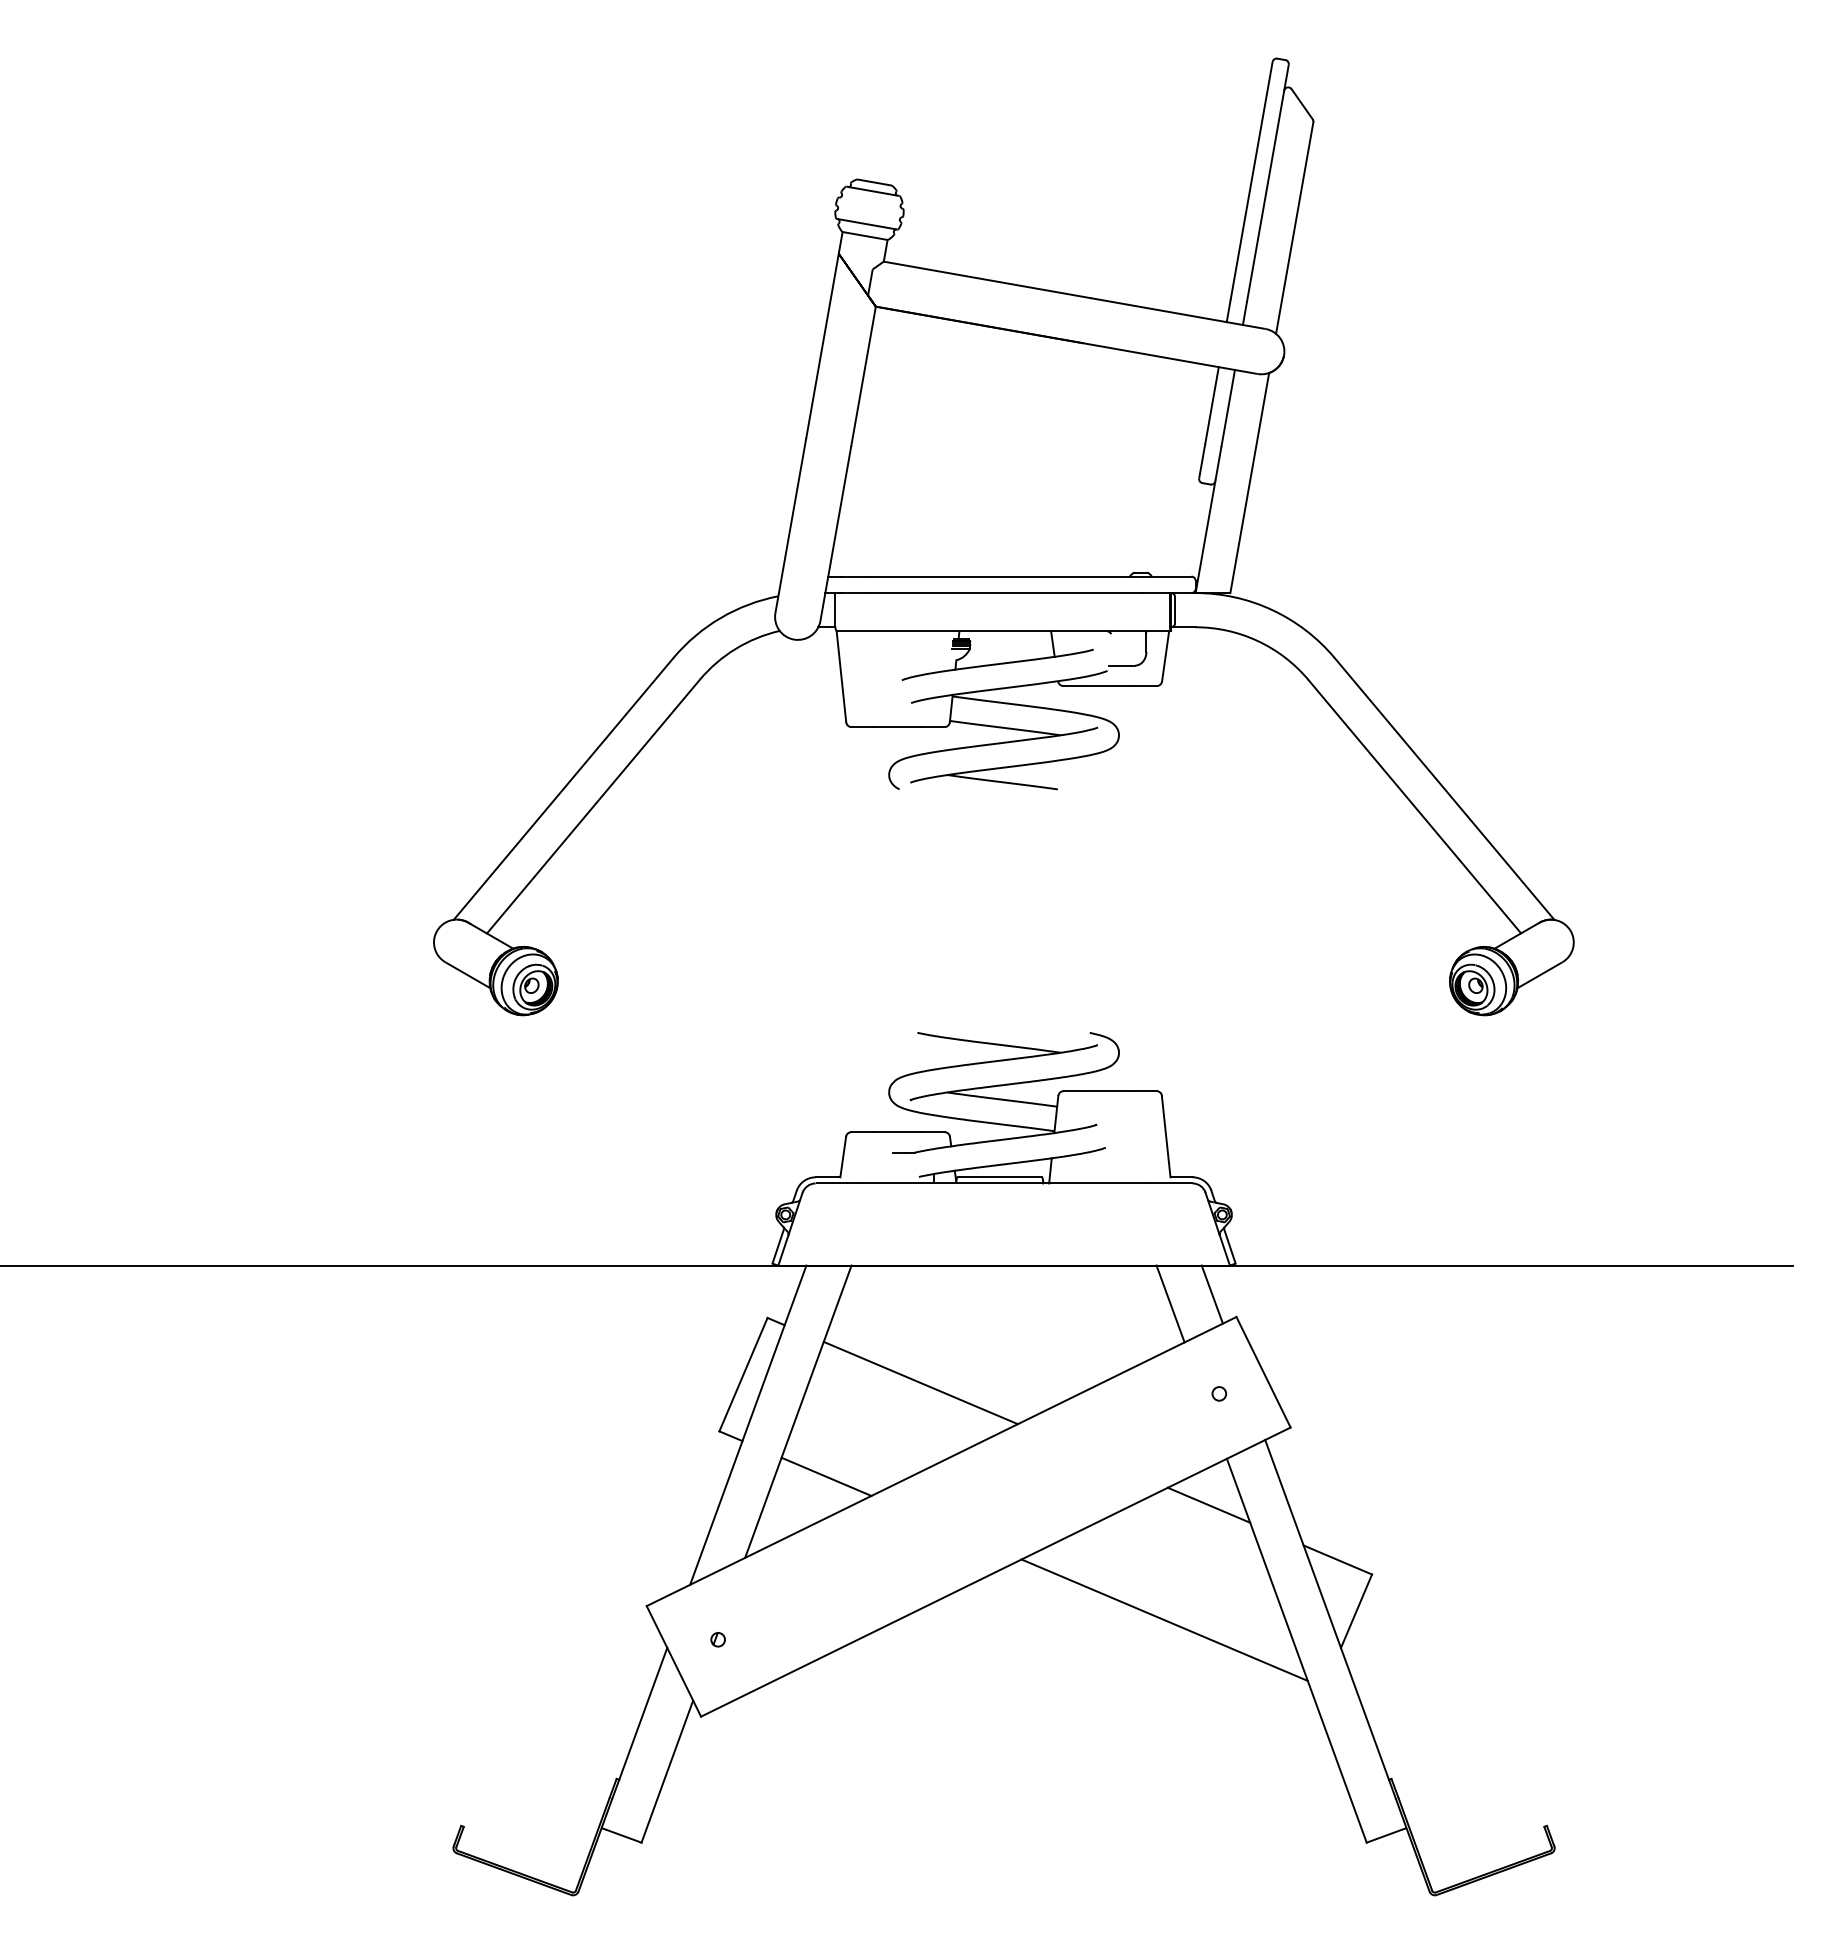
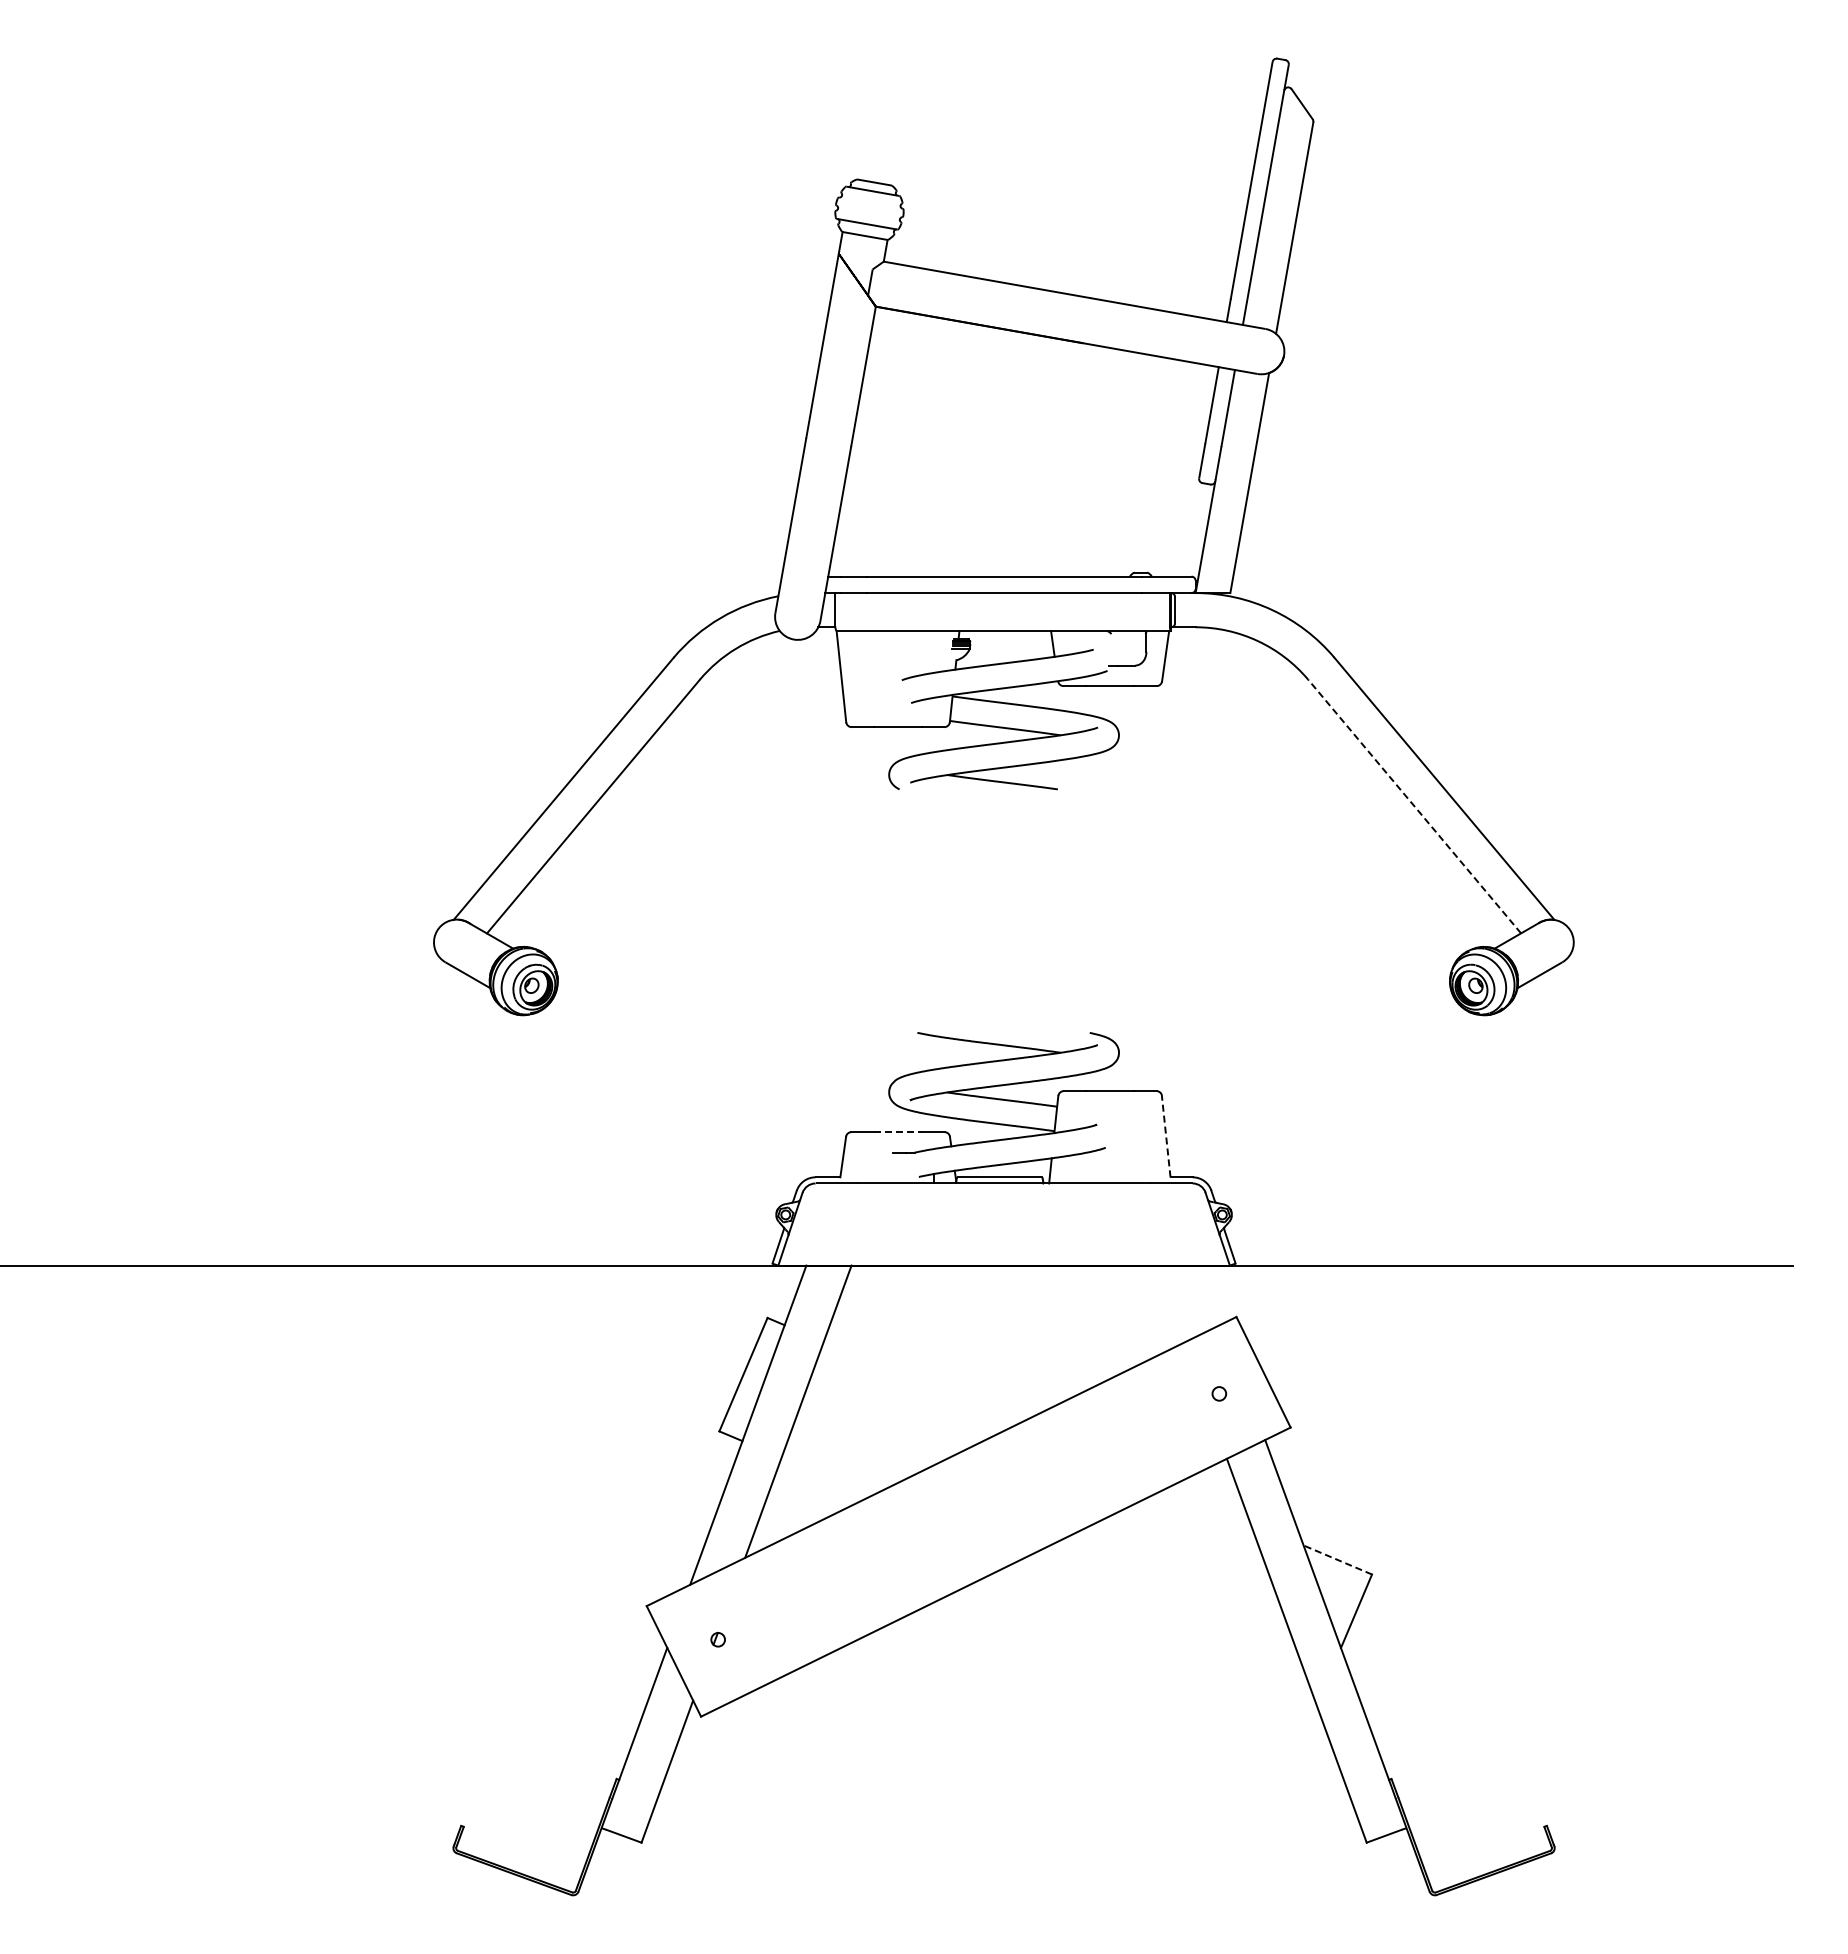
line: solid -> dashed (1414, 806)
line: solid -> dashed (898, 1132)
line: solid -> dashed (1166, 1136)
line: present -> none (1211, 1294)
line: present -> none (1170, 1303)
line: present -> none (920, 1382)
line: present -> none (826, 1476)
line: present -> none (1208, 1504)
line: solid -> dashed (1337, 1559)
line: present -> none (1164, 1619)
